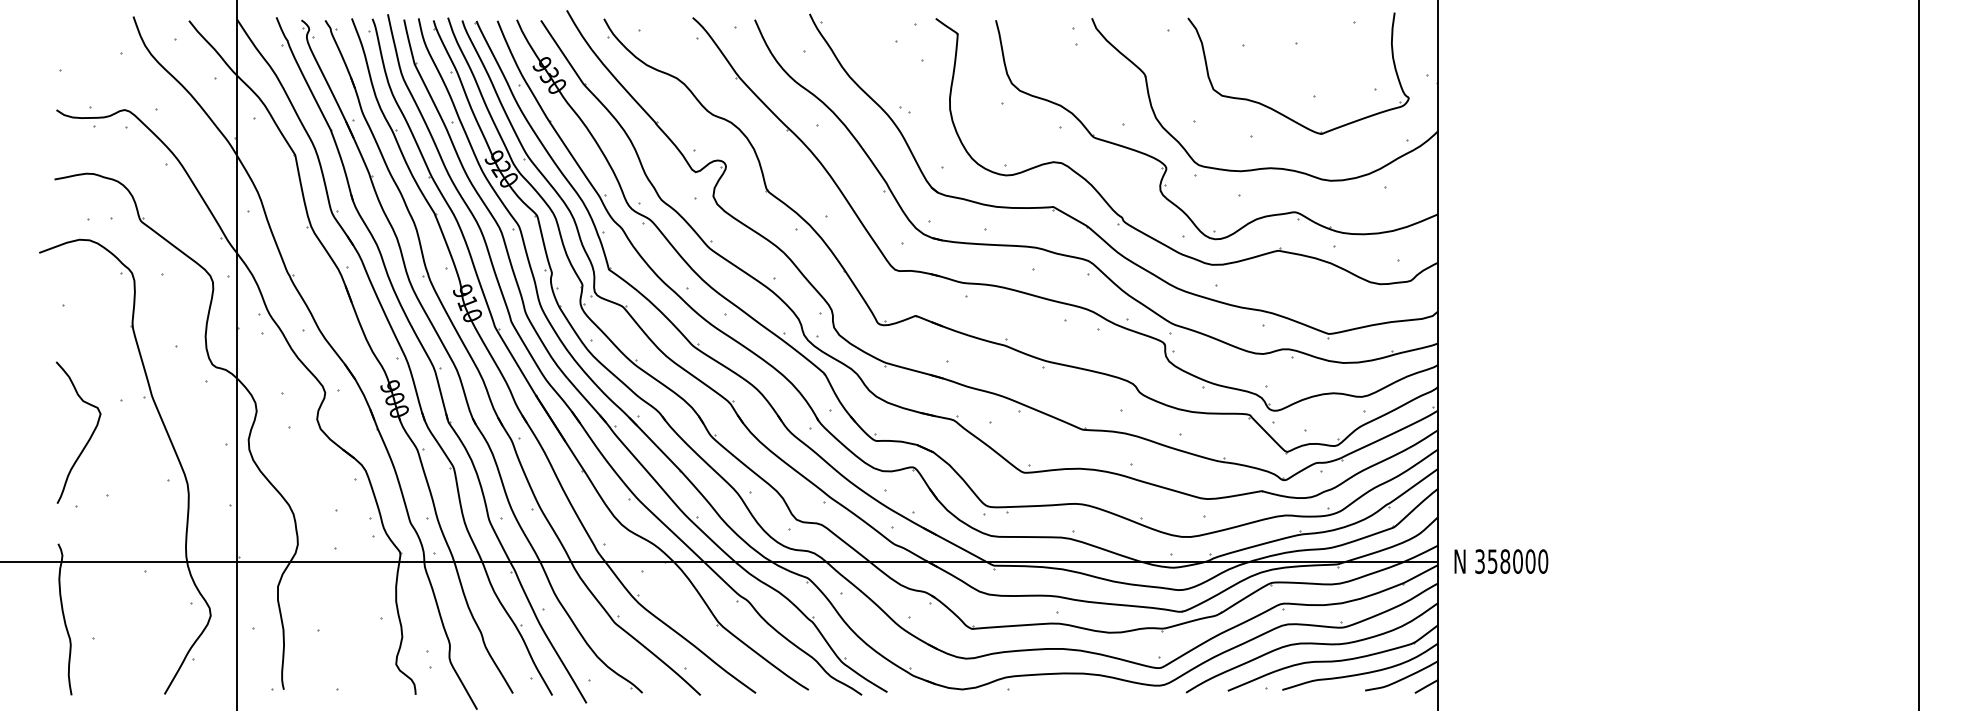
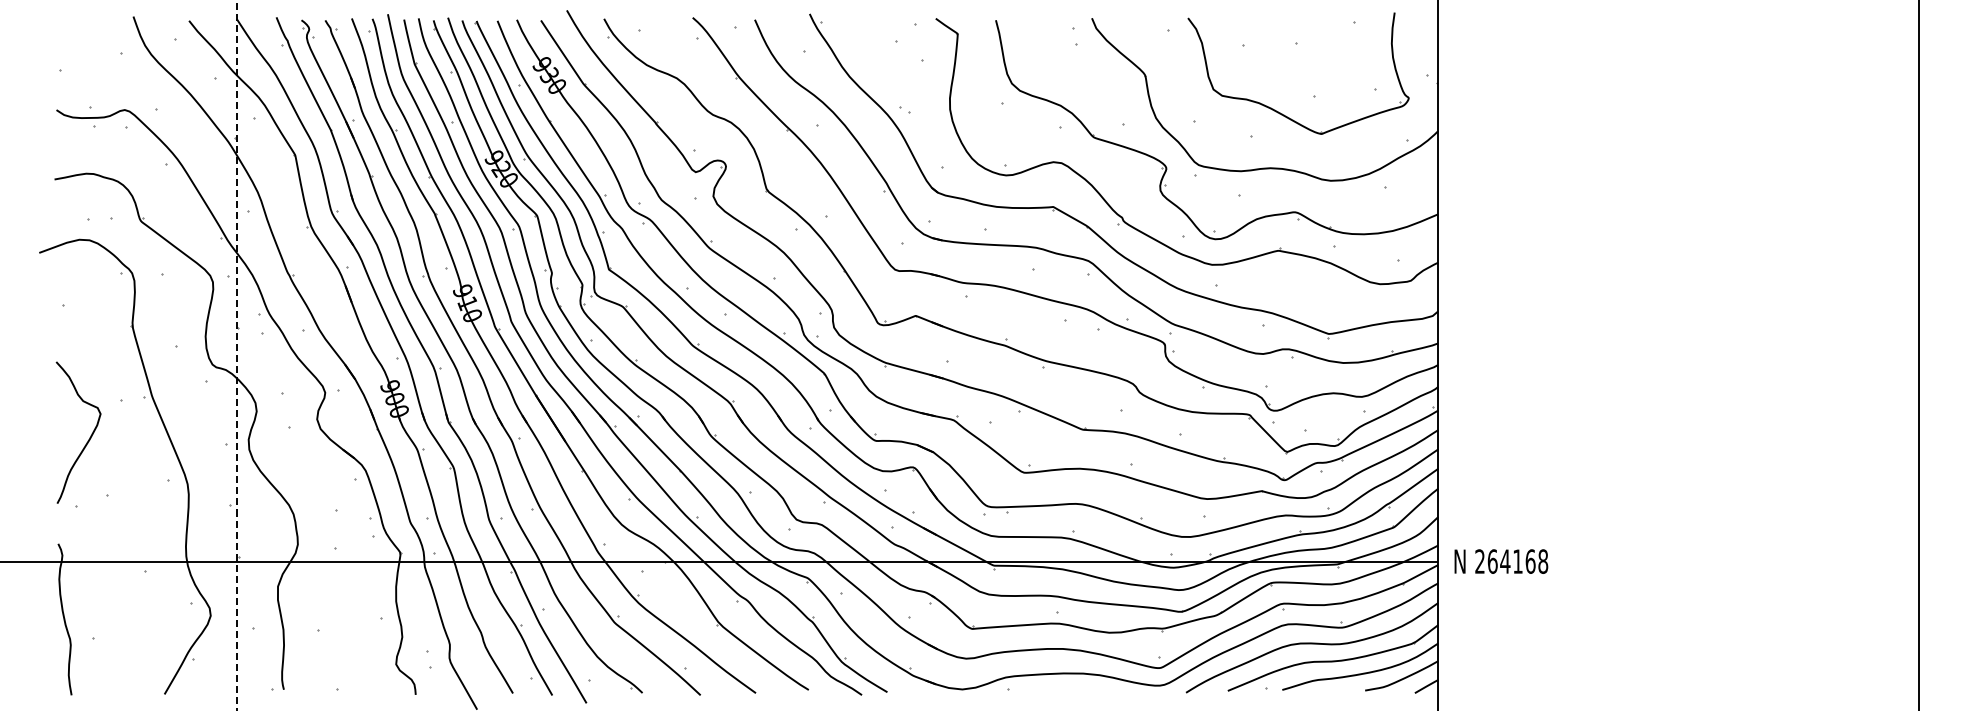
line: solid -> dashed (237, 356)
text: 358000 -> 264168 (1511, 561)
